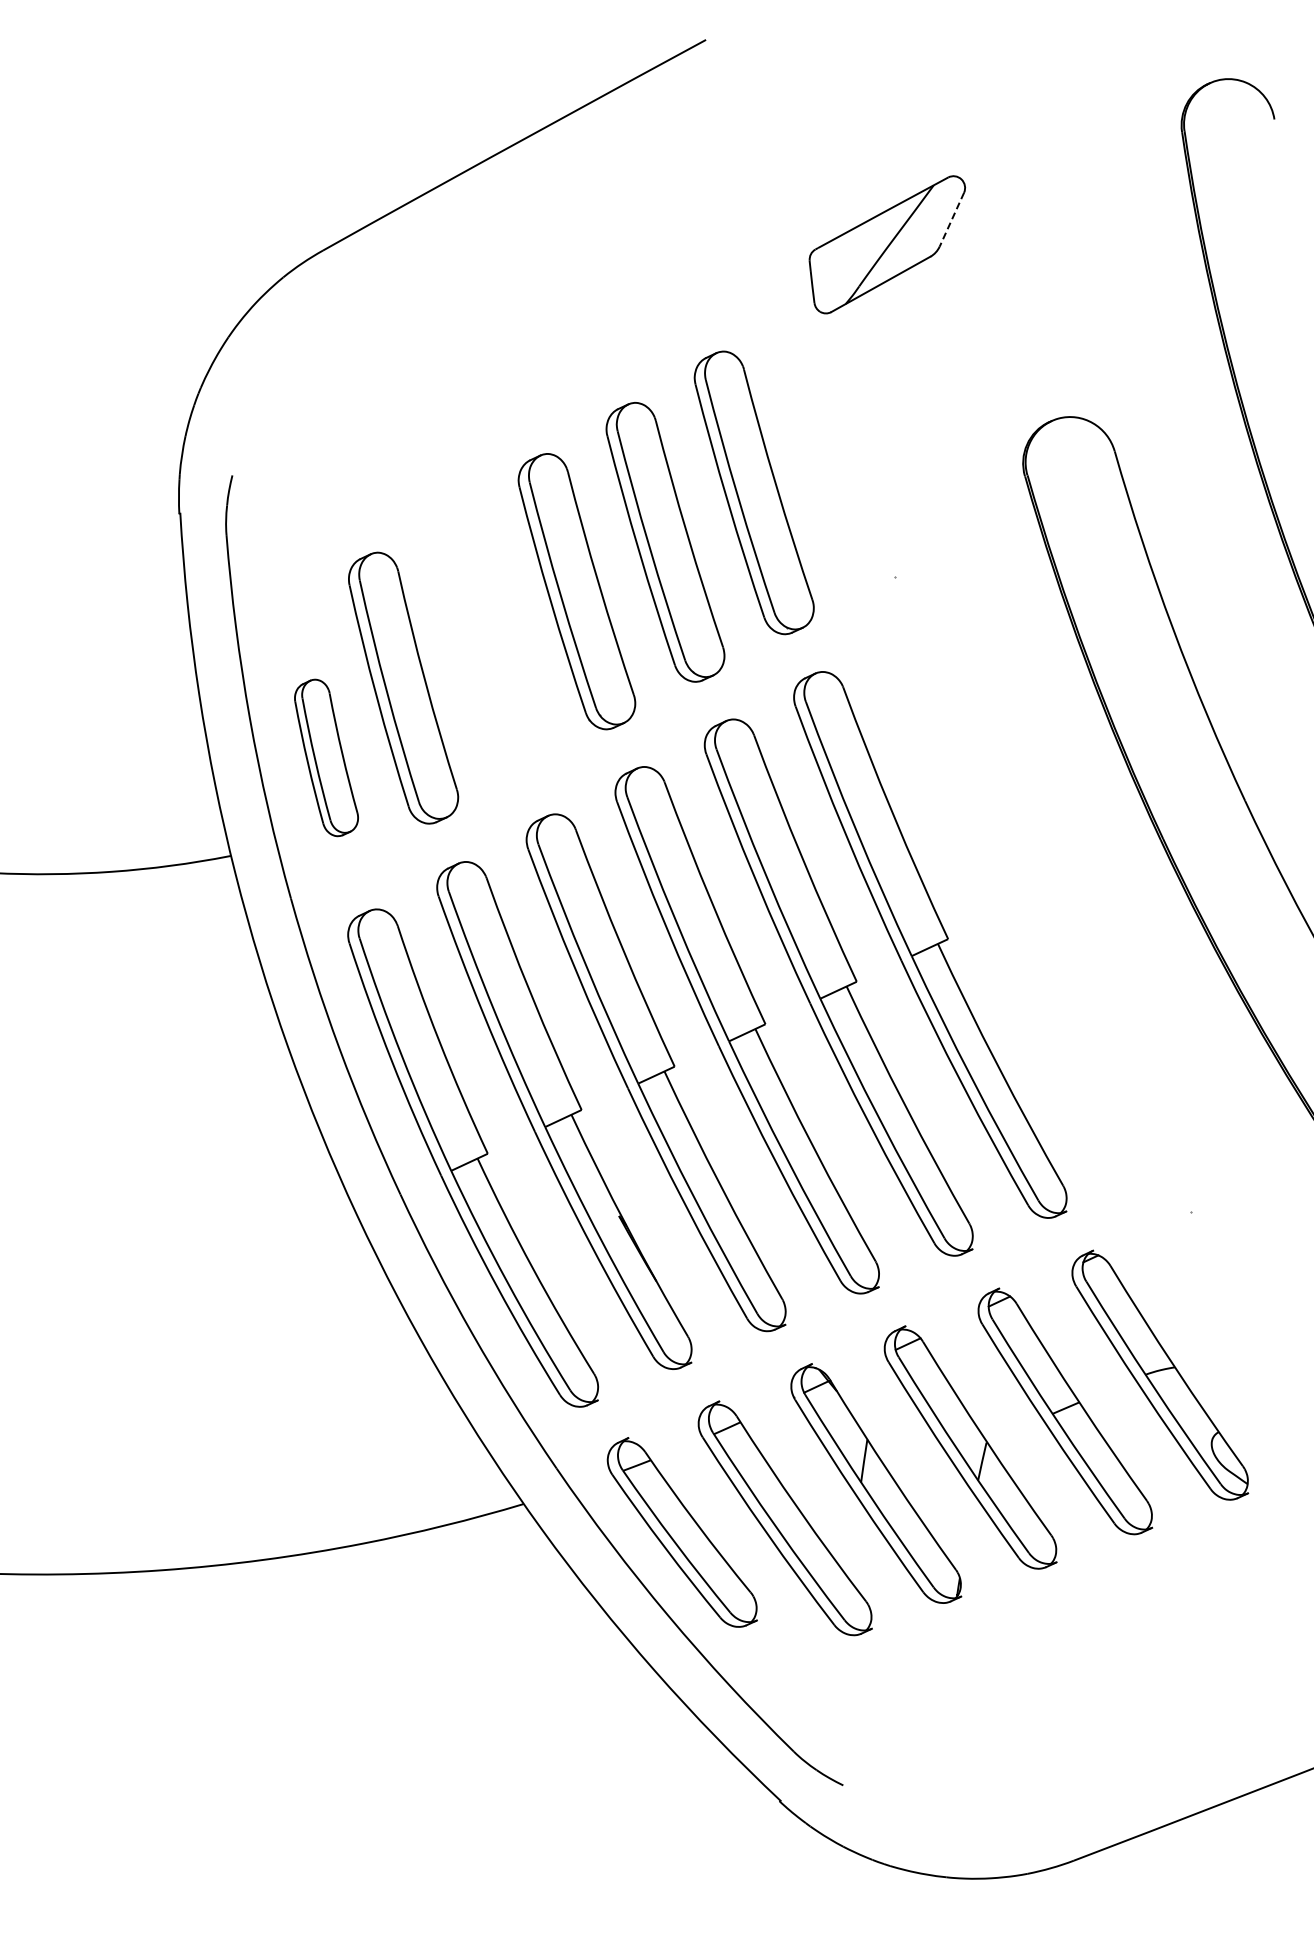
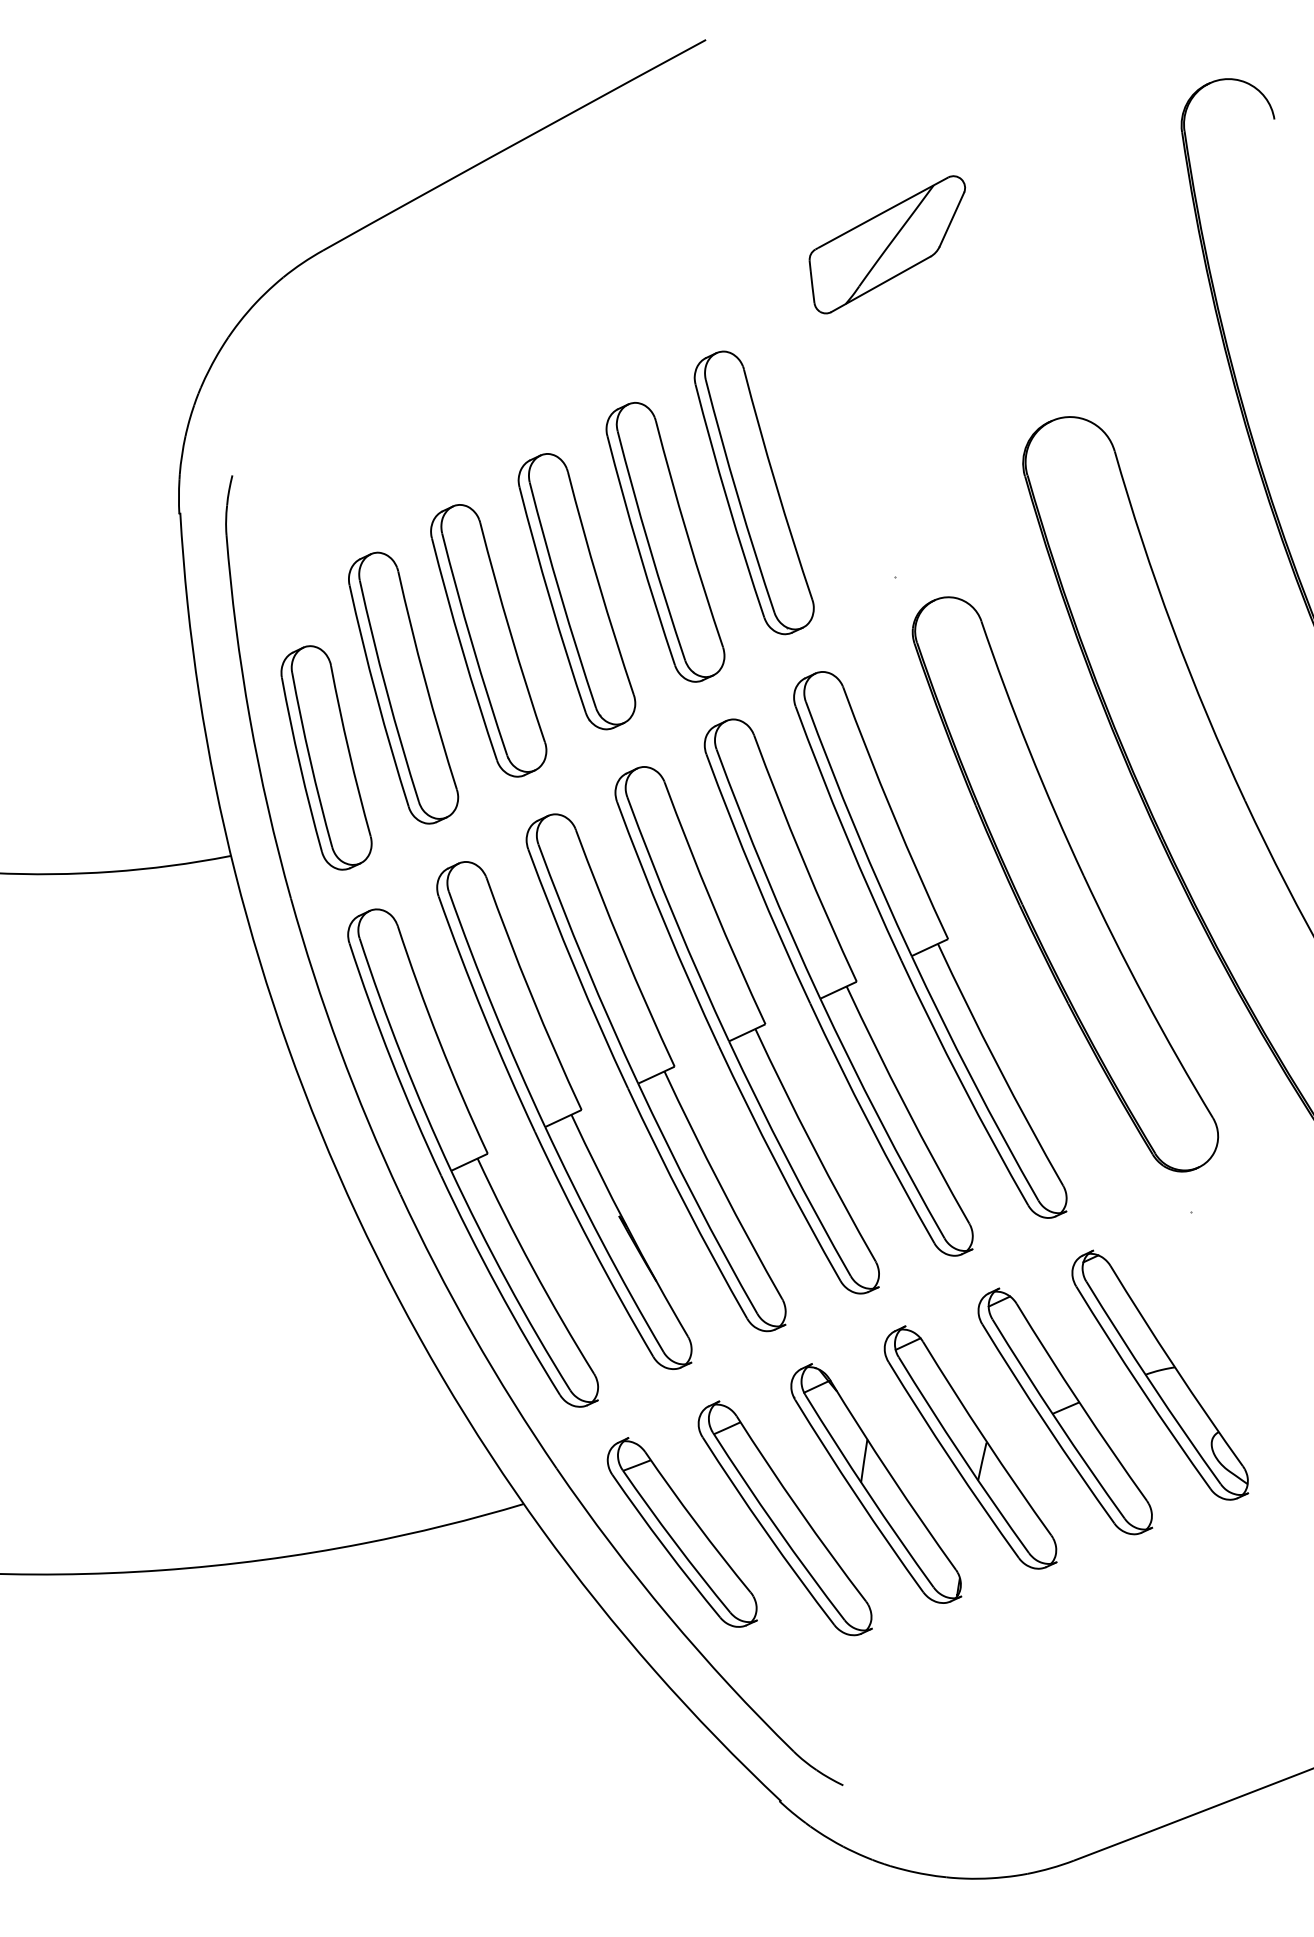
line: dashed -> solid (951, 219)
part: none -> present (488, 640)
part size: 65x160 px -> 93x226 px (326, 757)
part: none -> present (1065, 884)
